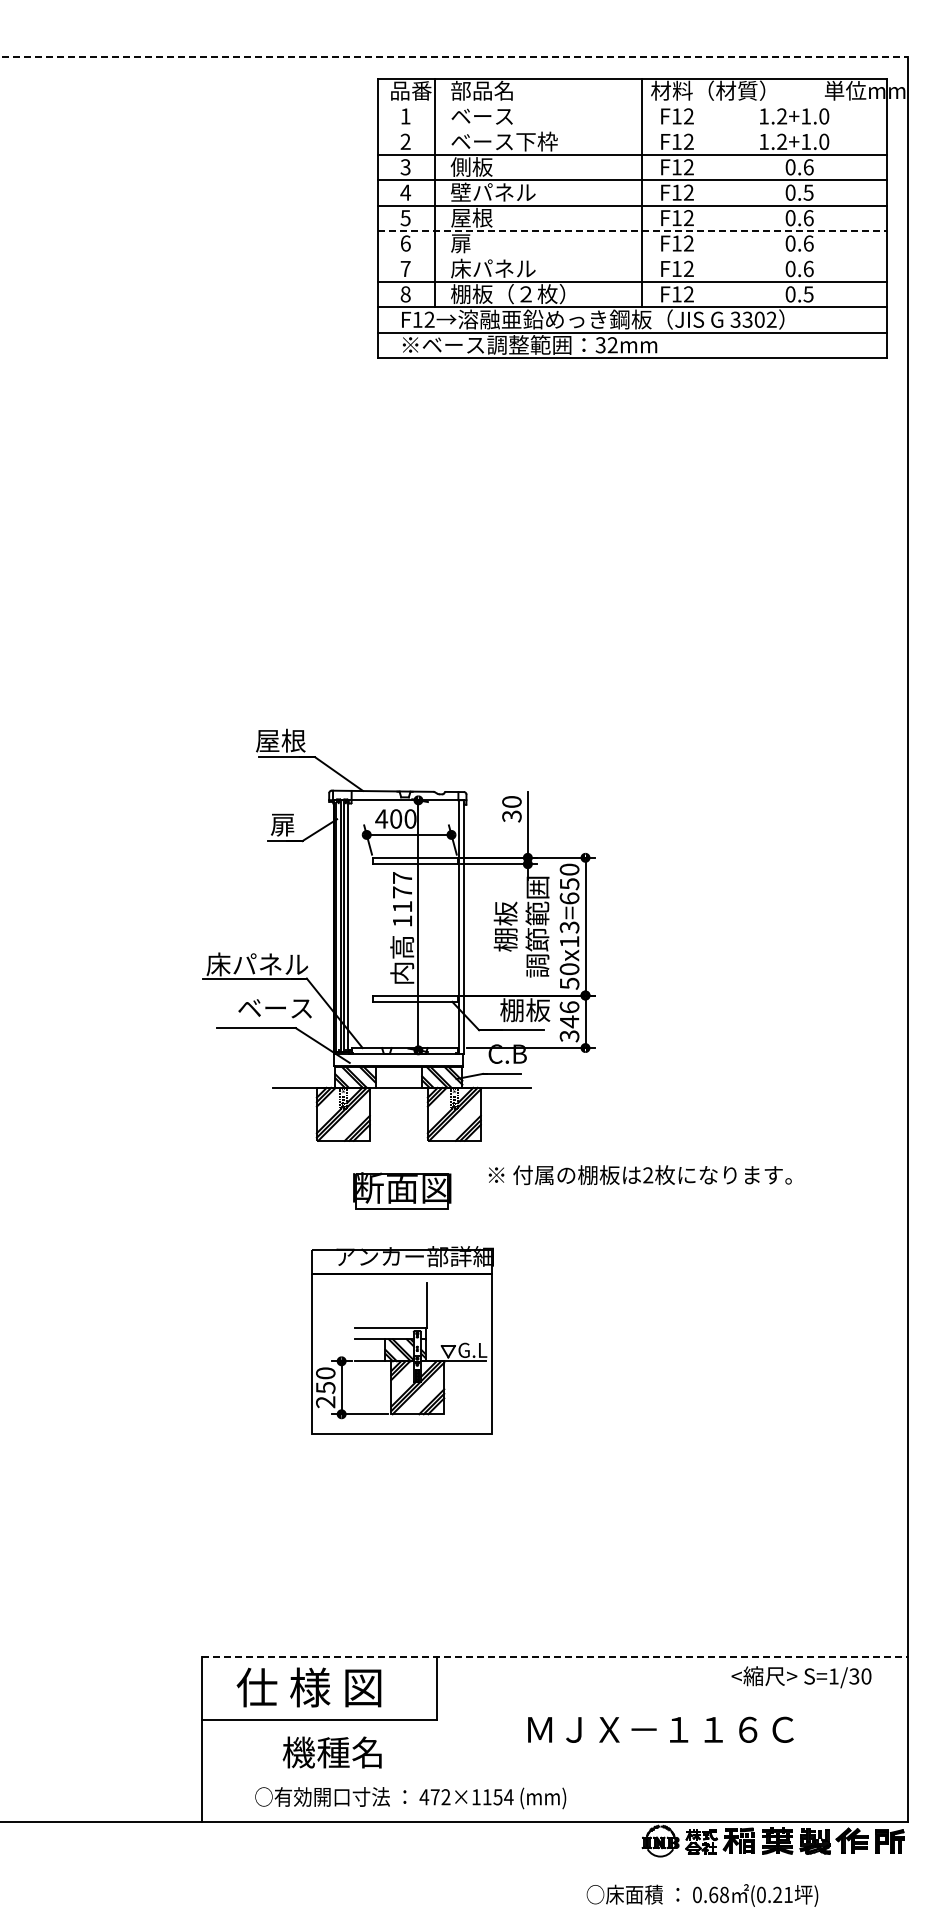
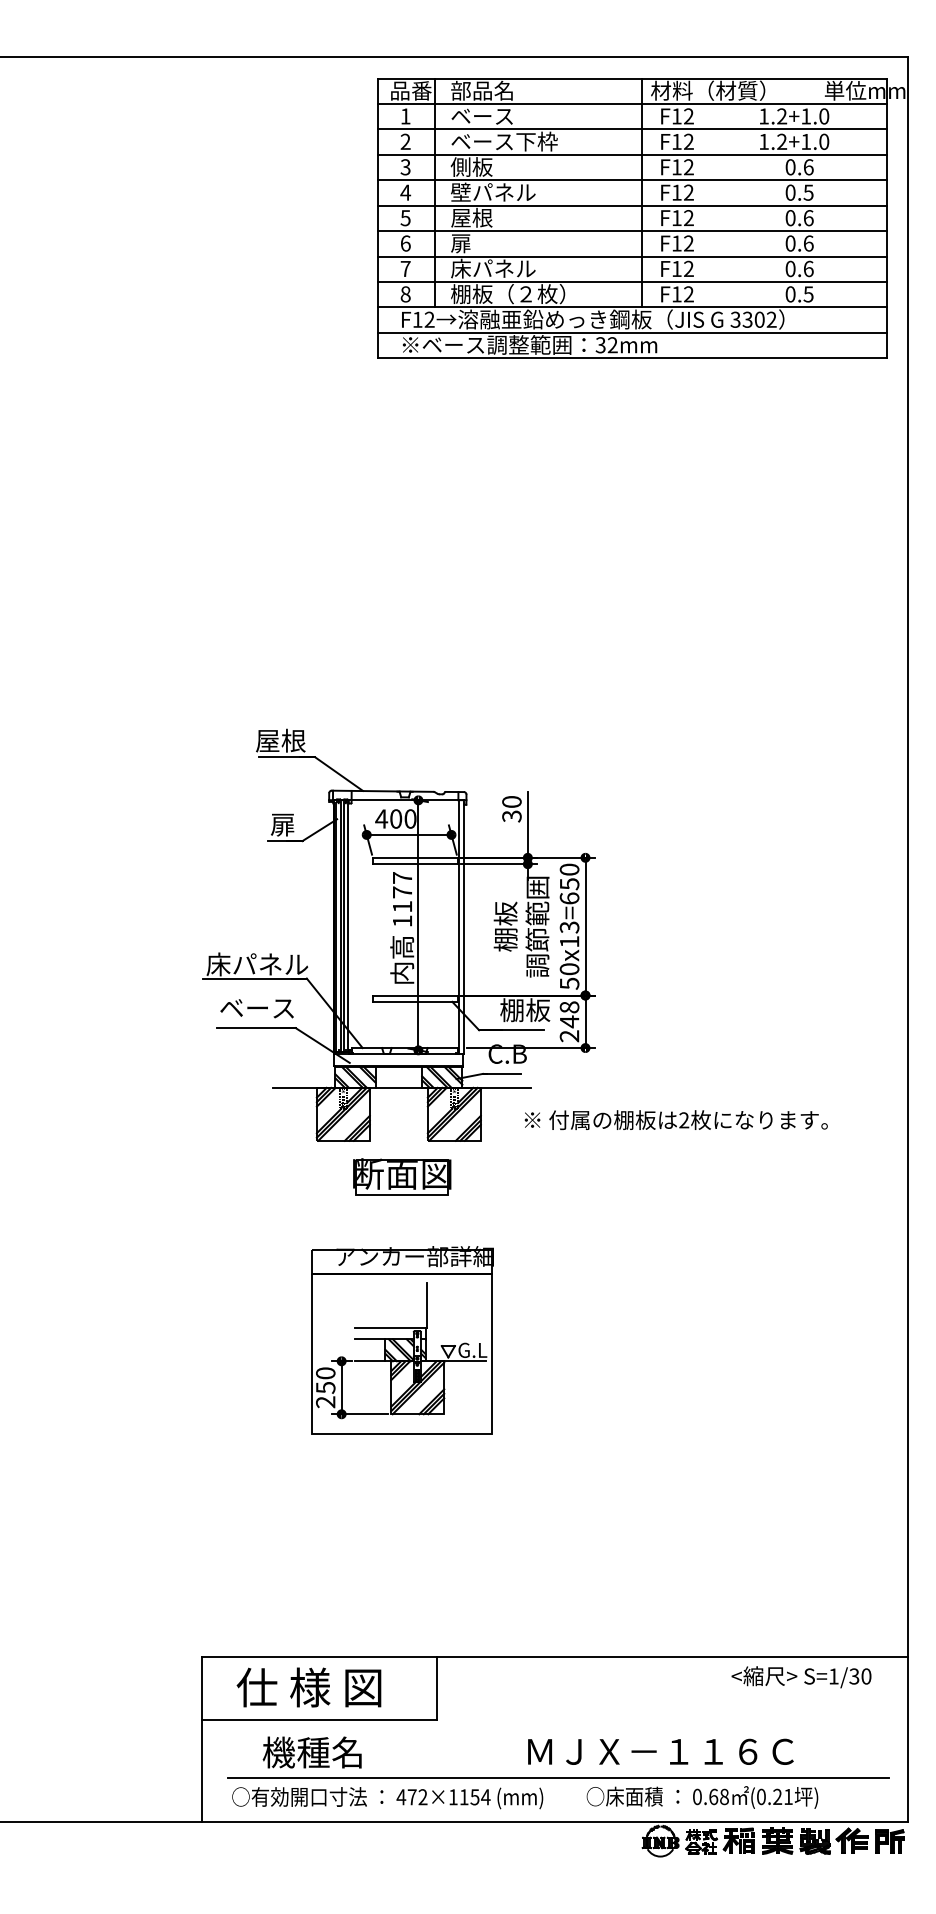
line: dashed -> solid (454, 57)
line: none -> present (632, 104)
line: none -> present (632, 129)
line: dashed -> solid (632, 231)
line: none -> present (632, 256)
text position: (274, 1008) -> (256, 1008) (256, 1008)
text: 346 -> 248 (569, 1021)
text position: (639, 1175) -> (675, 1120) (675, 1120)
part position: (402, 1190) -> (402, 1176) (402, 1176)
line: dashed -> solid (555, 1656)
text position: (660, 1729) -> (660, 1751) (660, 1751)
text position: (331, 1752) -> (311, 1752) (311, 1752)
line: none -> present (557, 1777)
text position: (410, 1798) -> (387, 1798) (387, 1798)
text position: (702, 1895) -> (702, 1797) (702, 1797)
